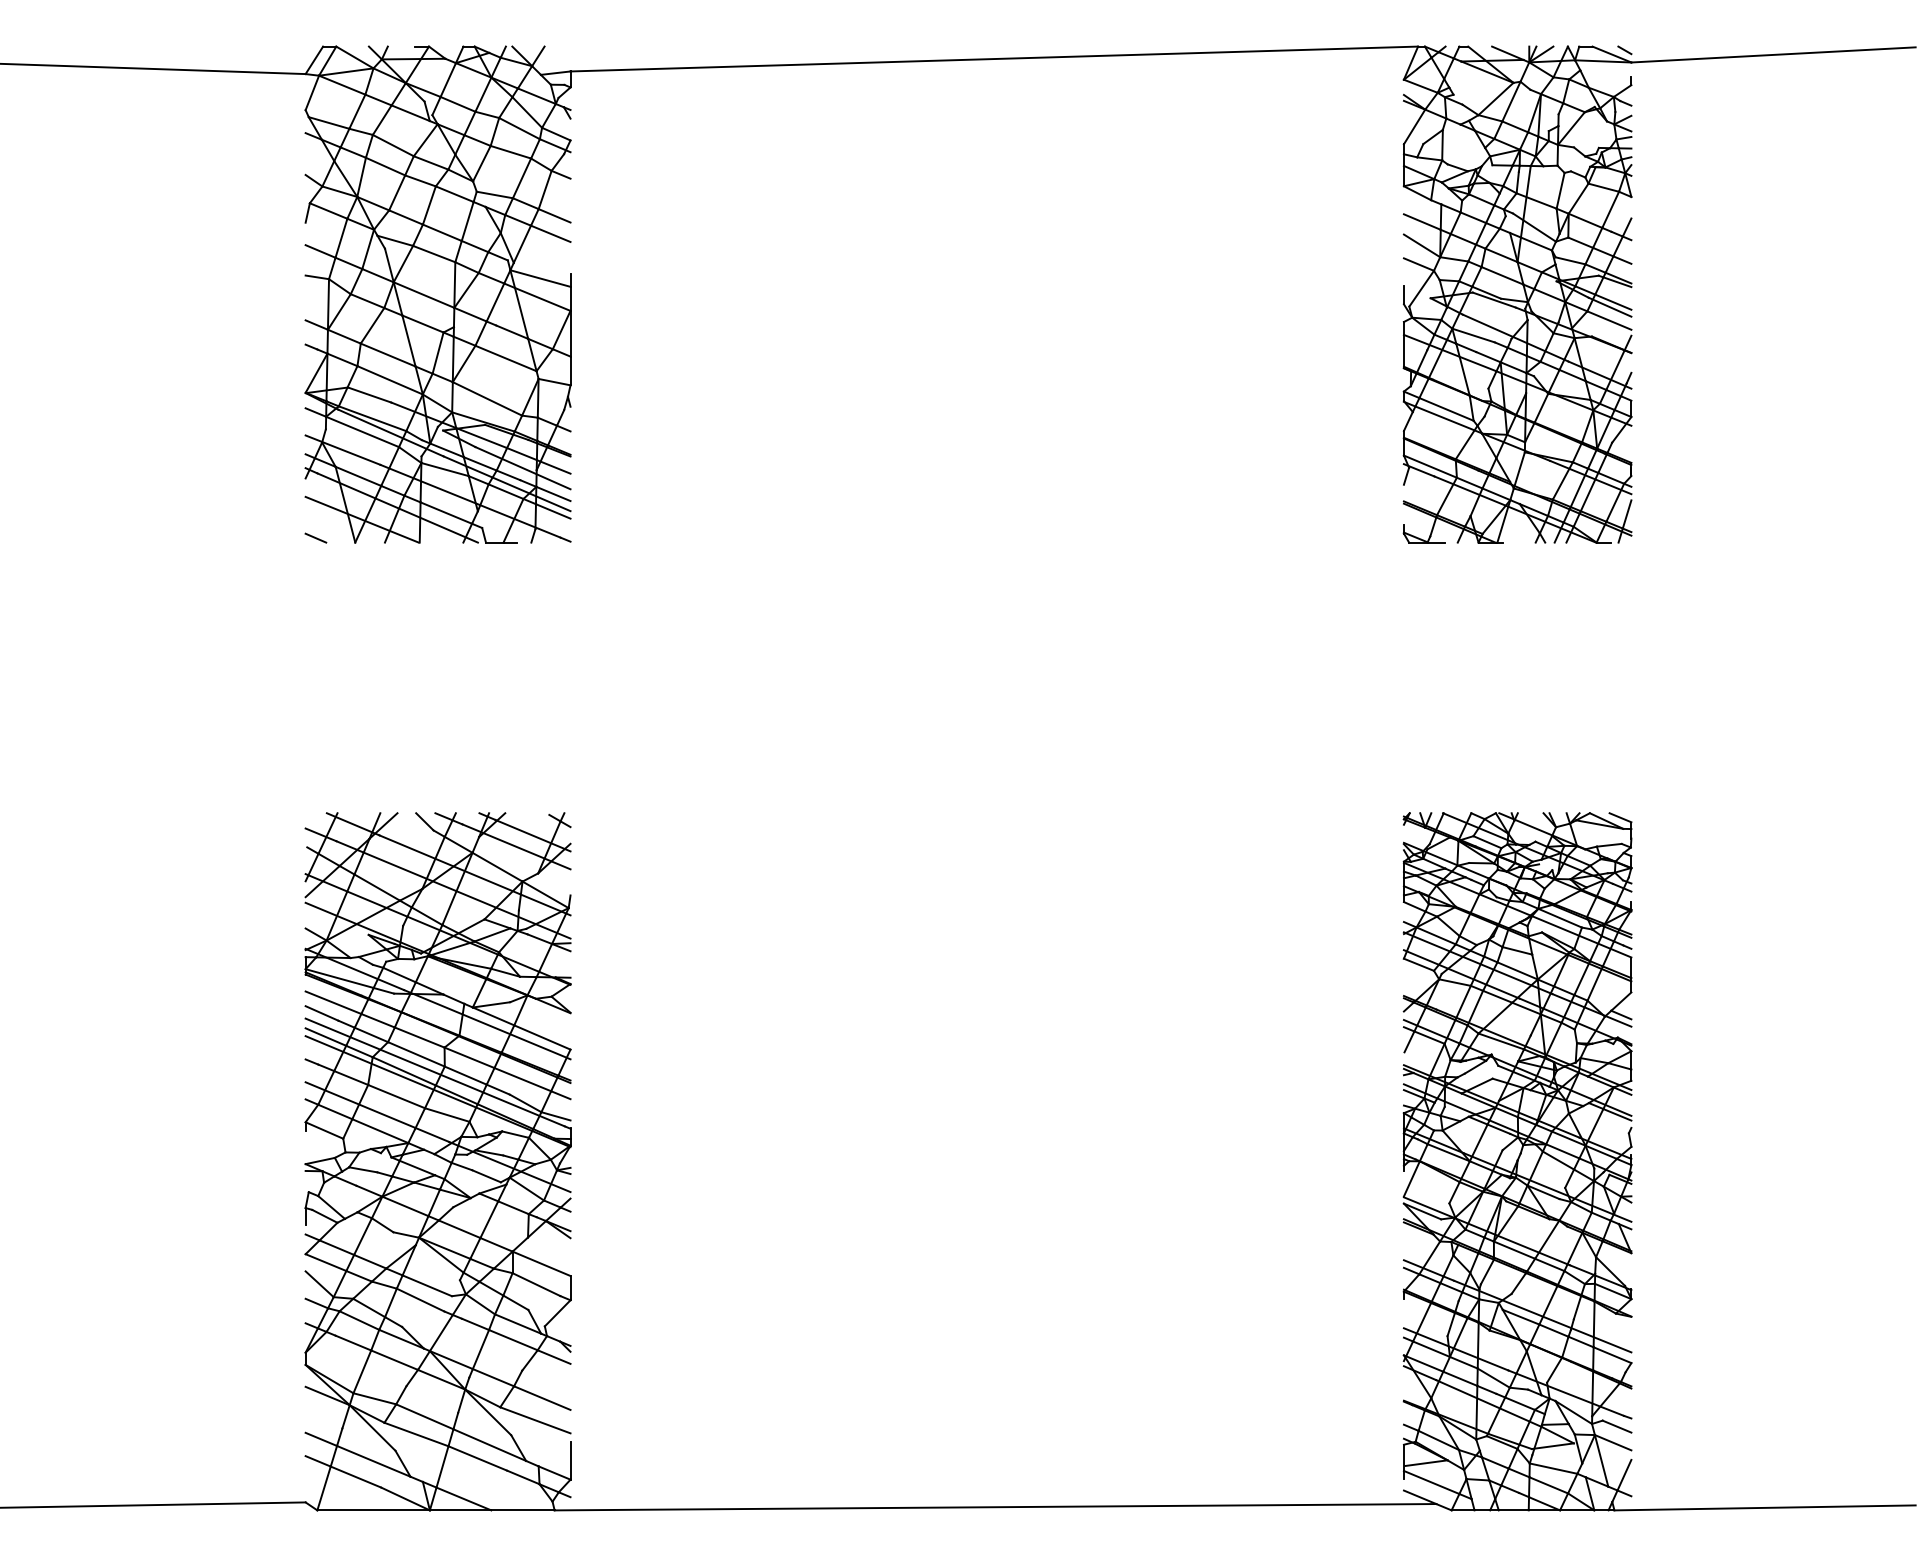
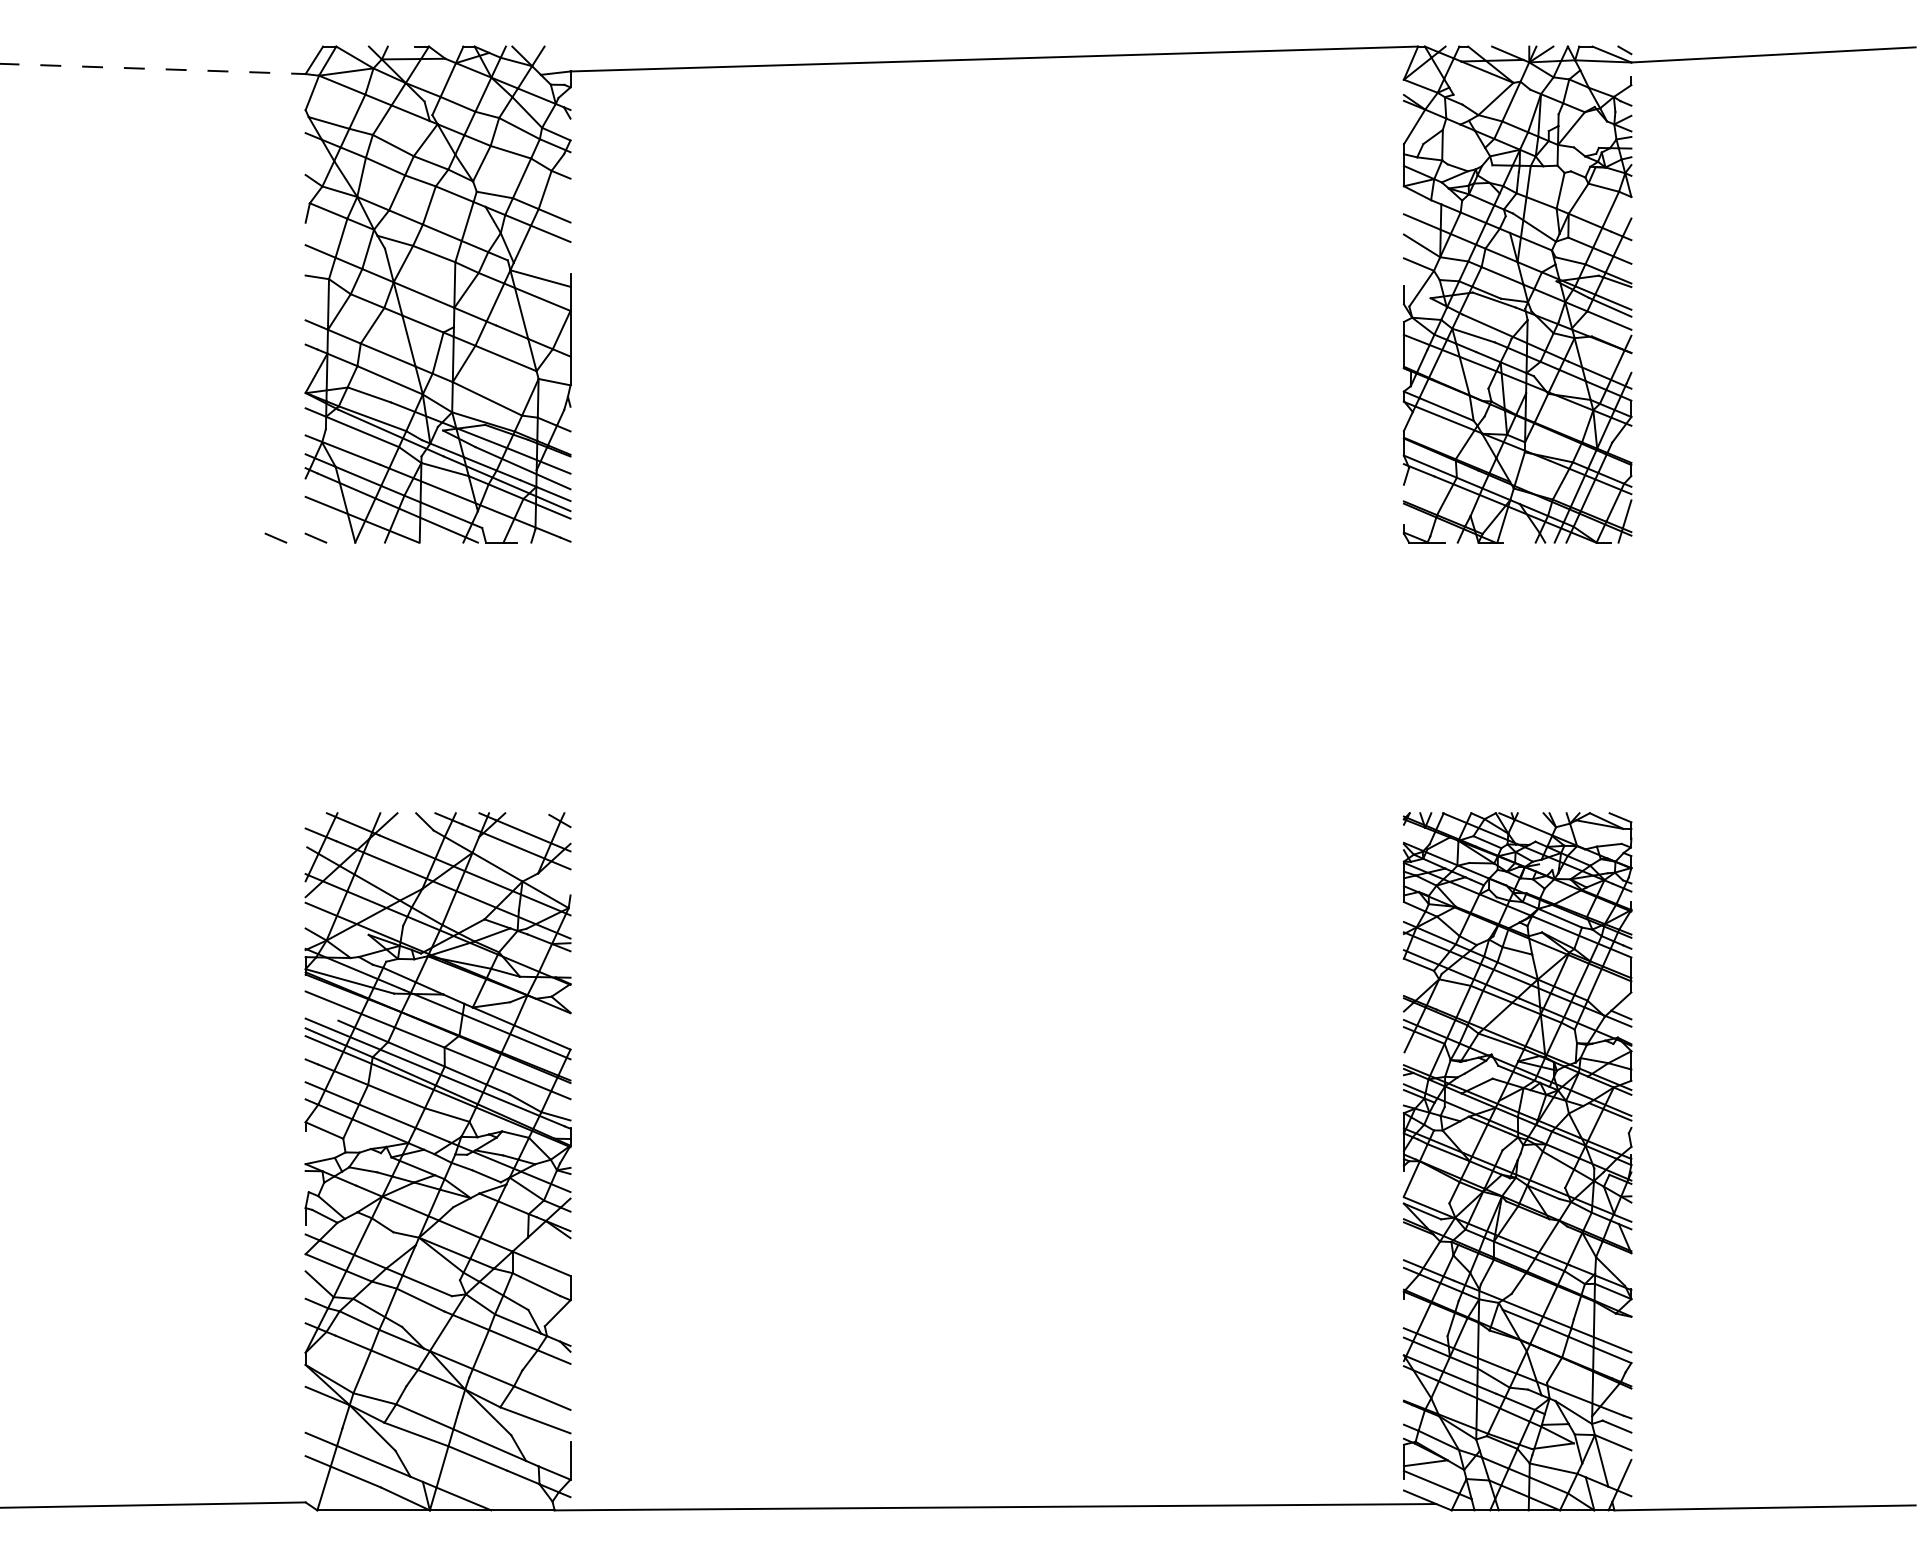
line: solid -> dashed (152, 68)
line: none -> present (275, 537)
line: present -> none (321, 1013)
